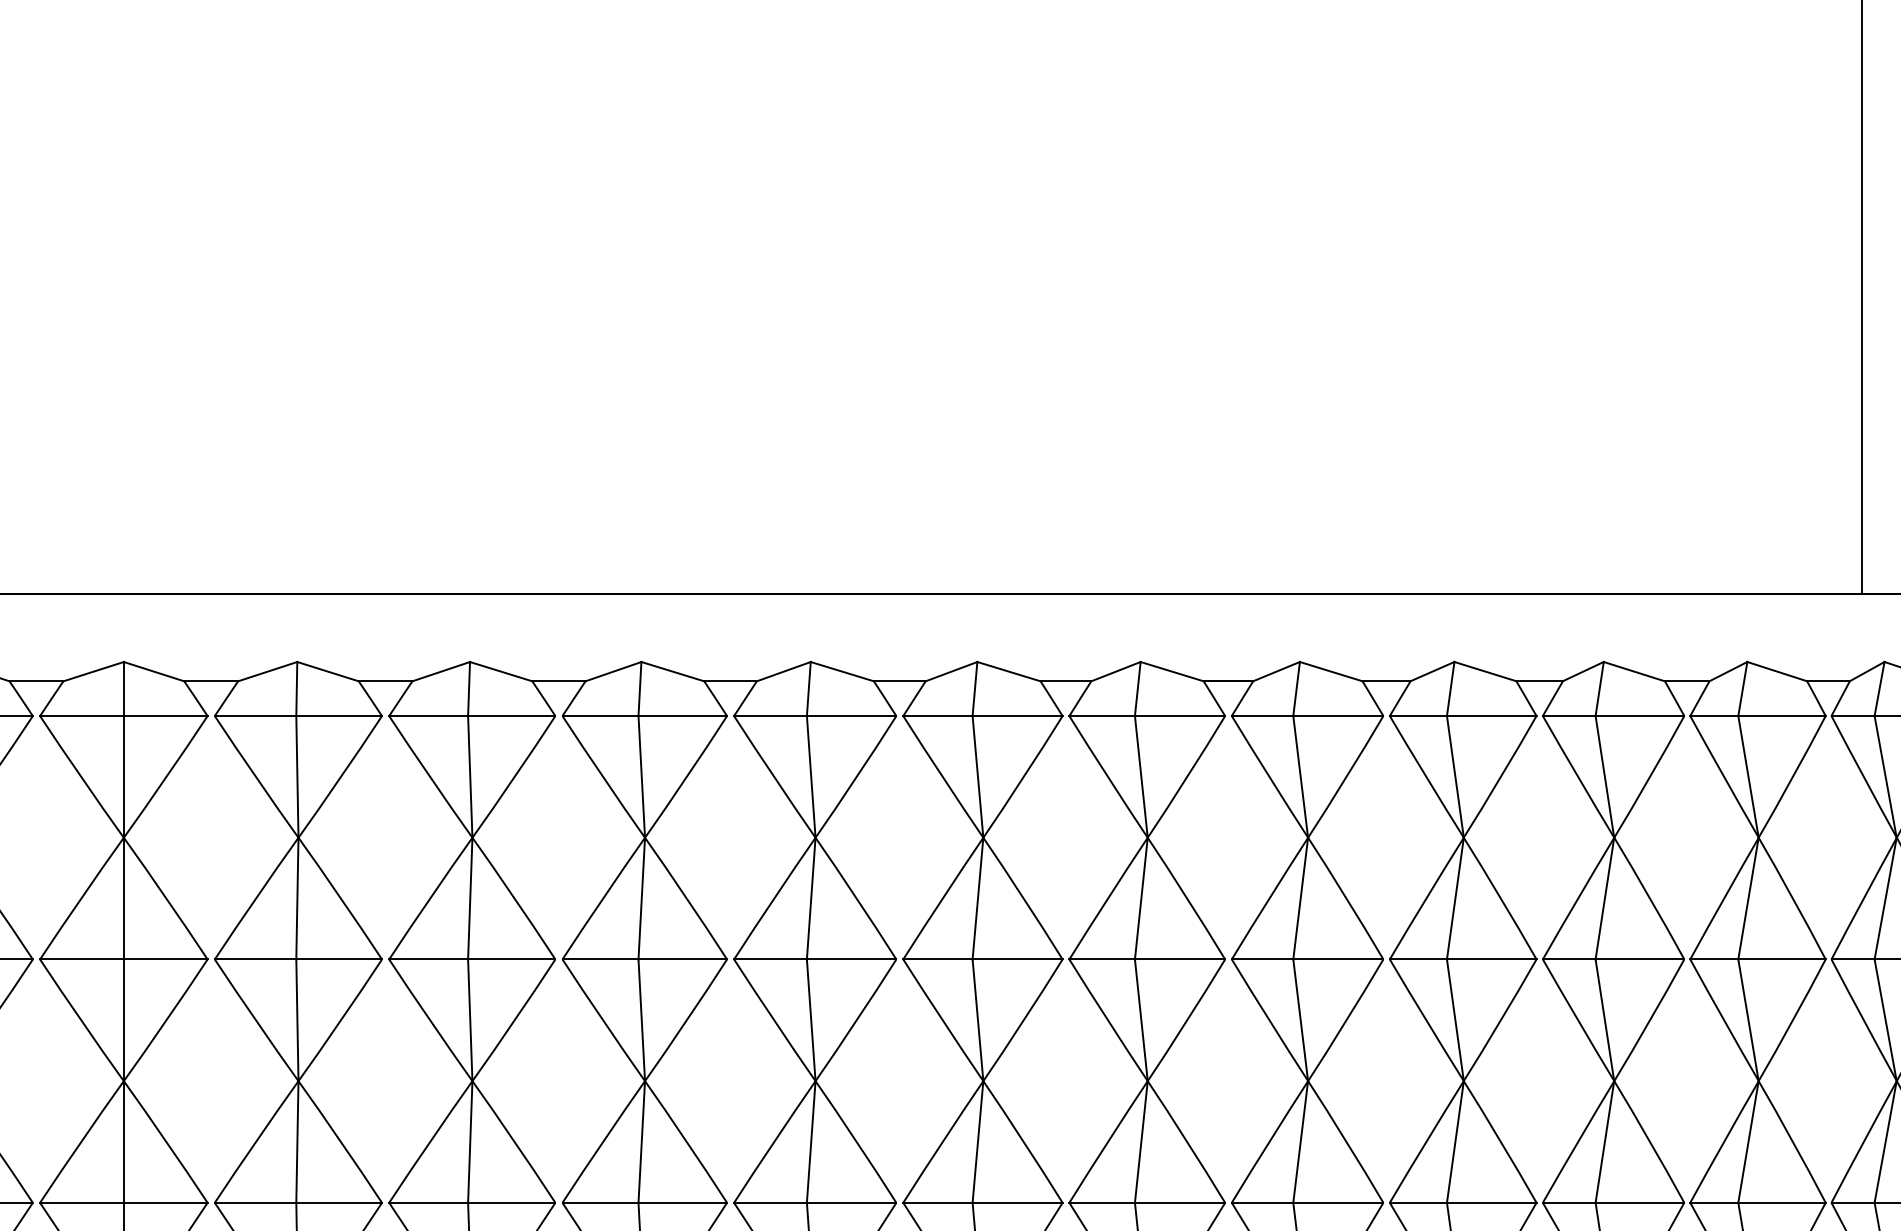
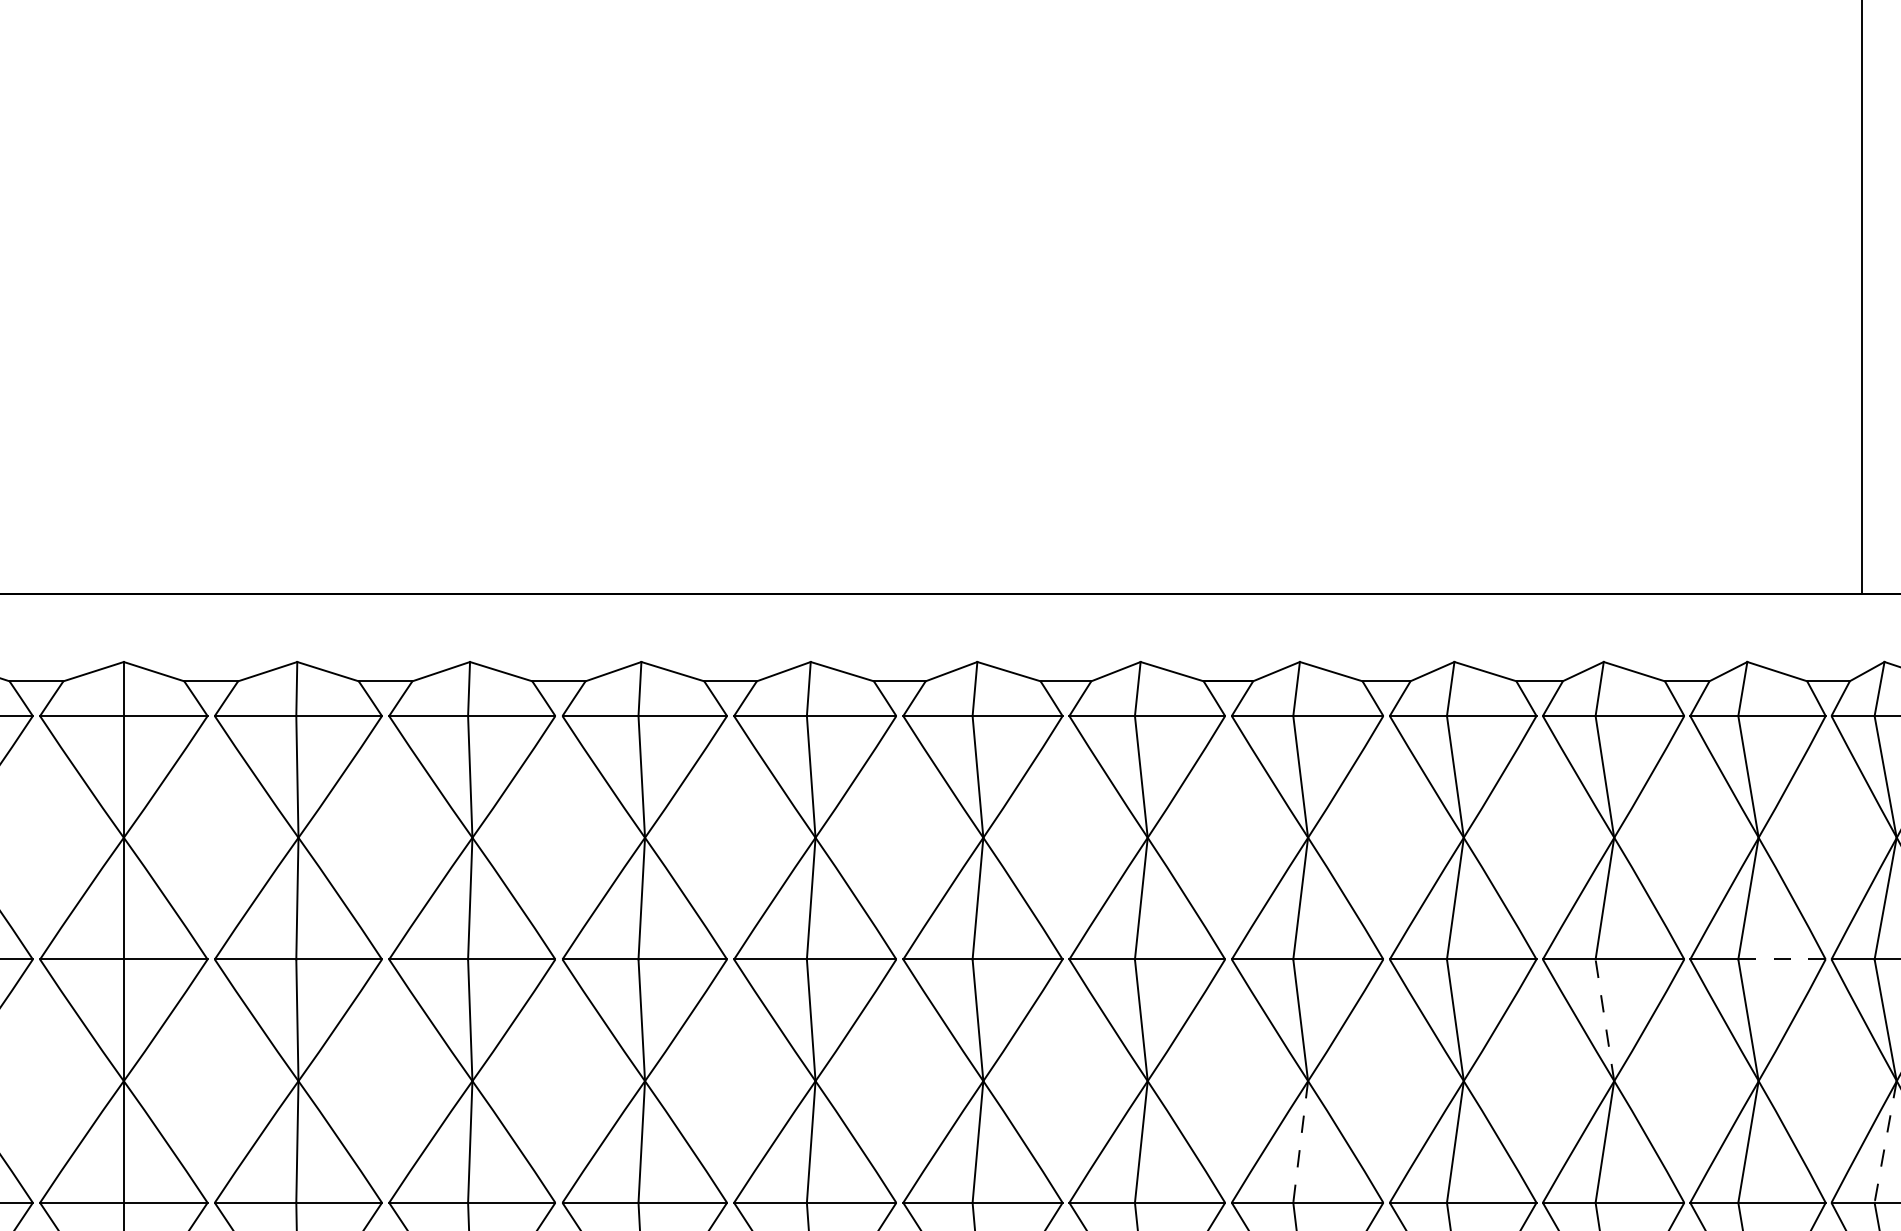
line: solid -> dashed (1782, 959)
line: solid -> dashed (1604, 1020)
line: solid -> dashed (1885, 1141)
line: solid -> dashed (1300, 1142)
